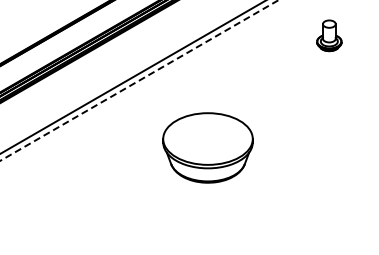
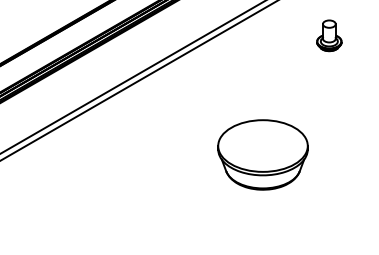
line: dashed -> solid (139, 80)
part position: (207, 147) -> (262, 154) (262, 154)
